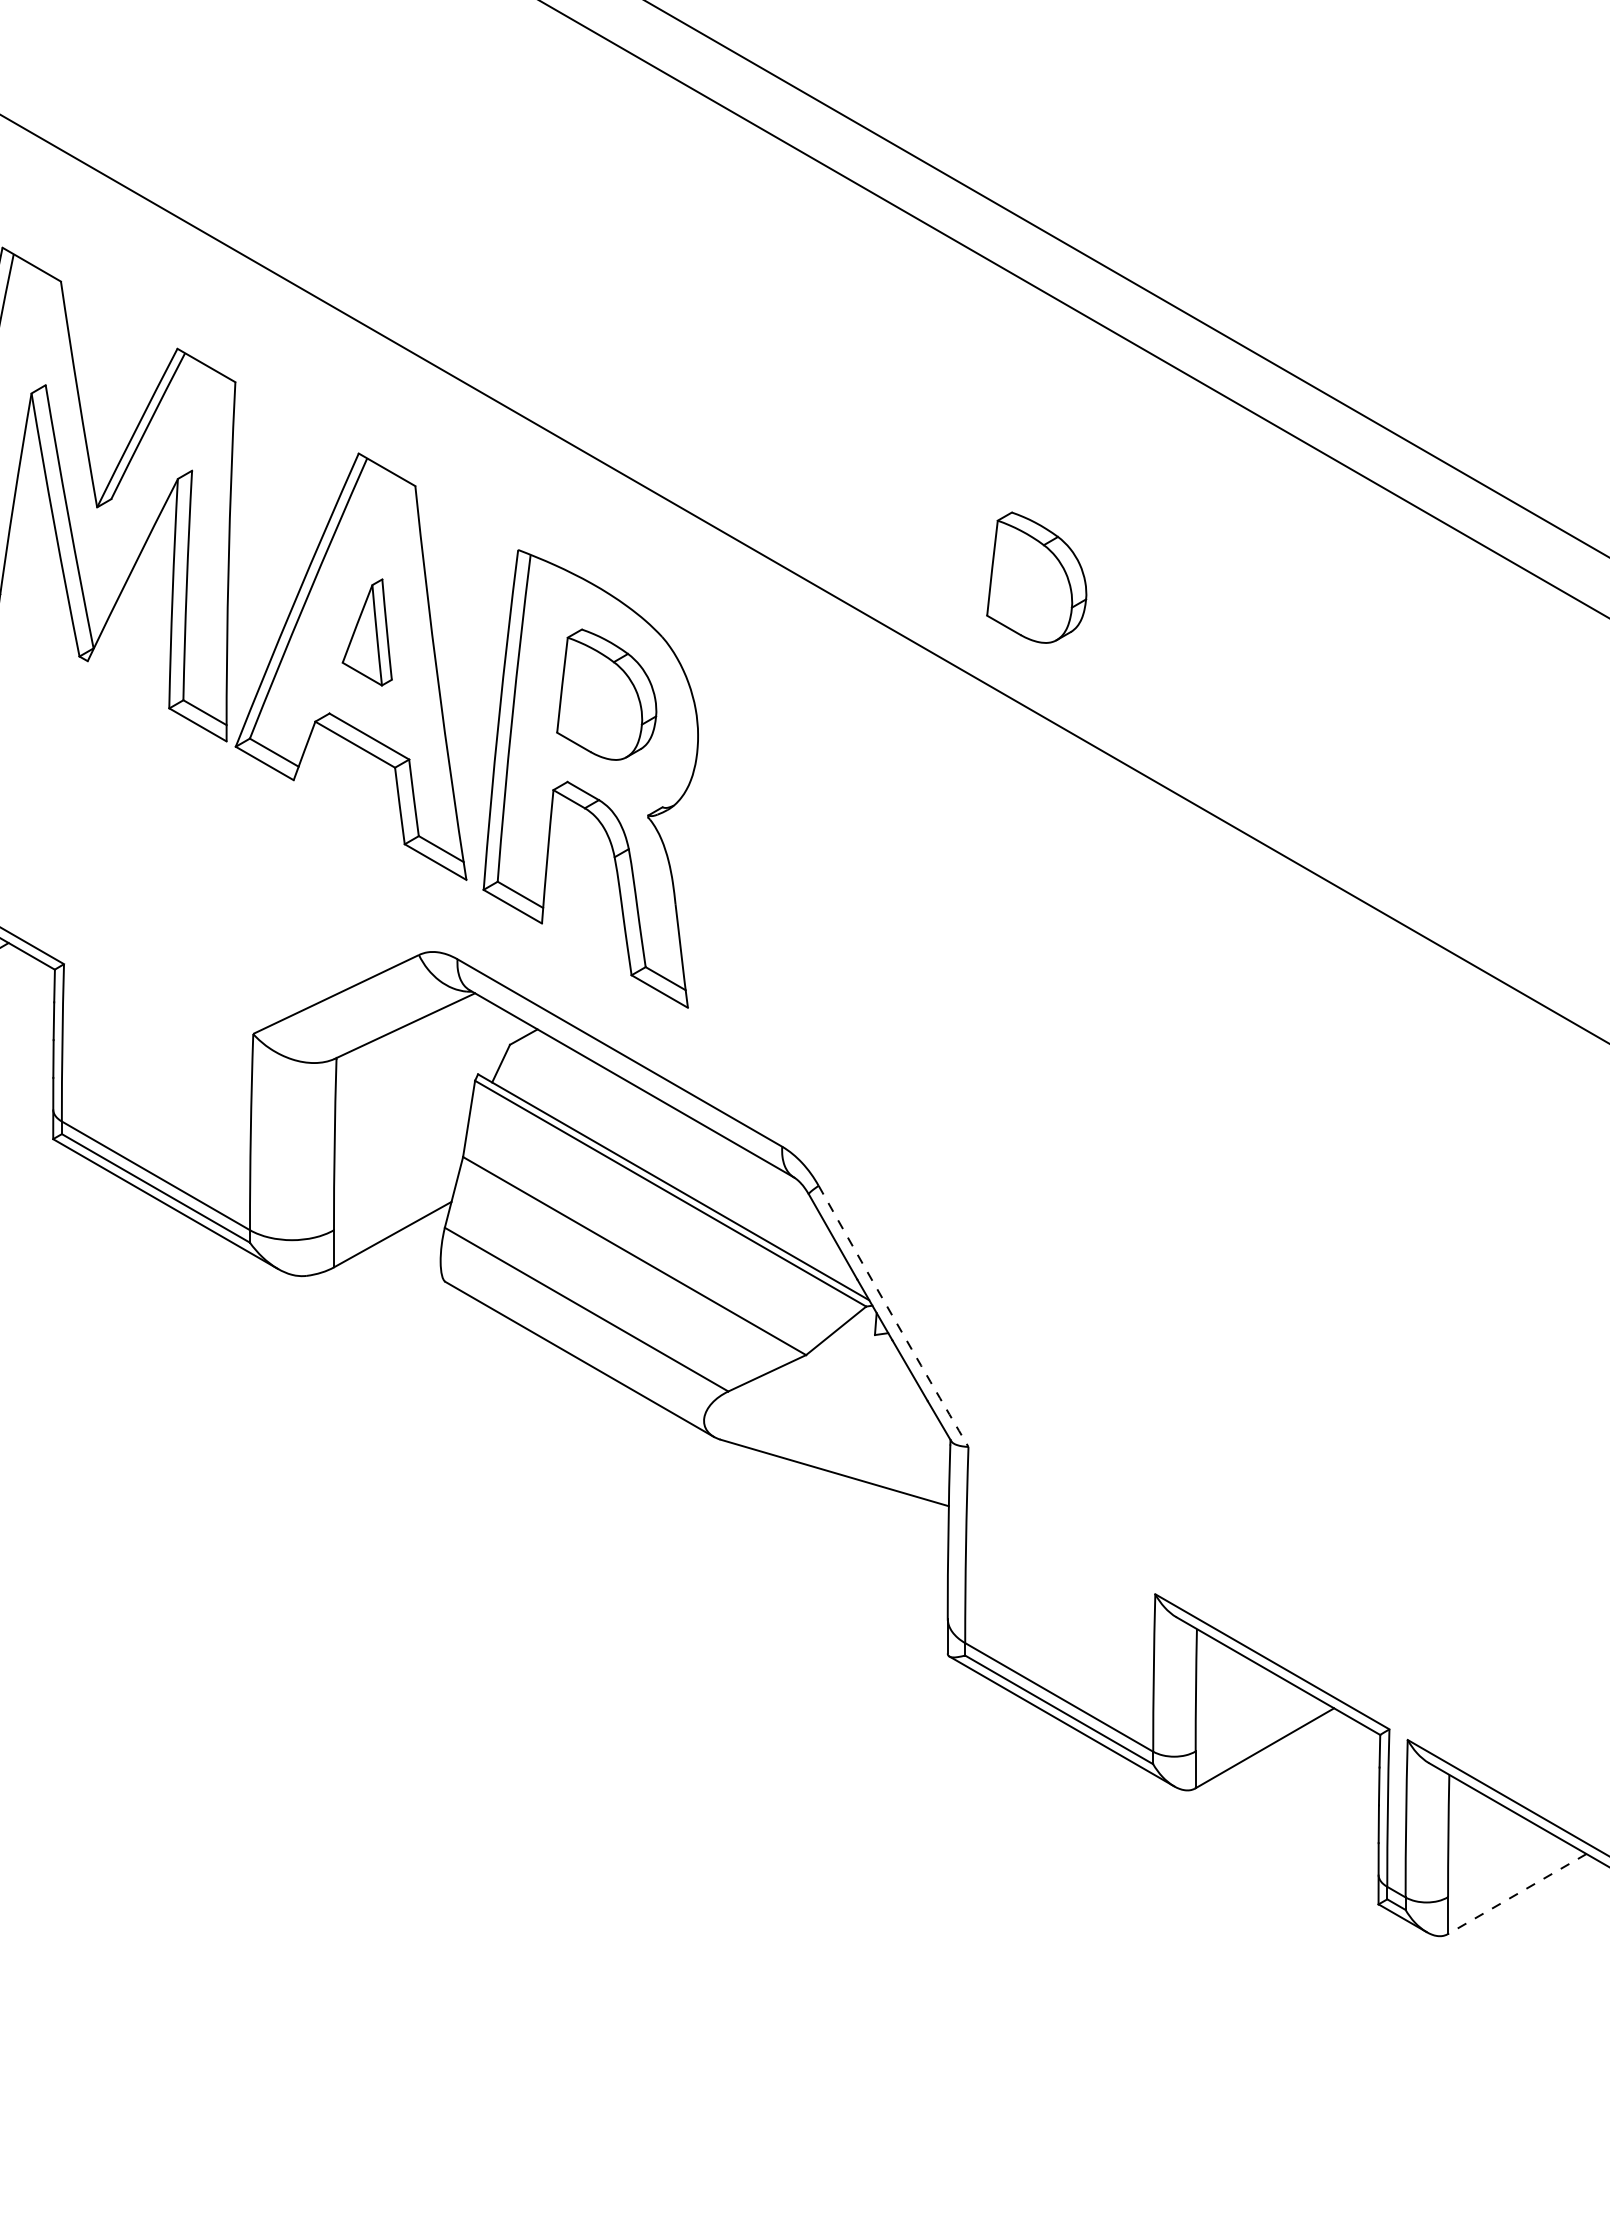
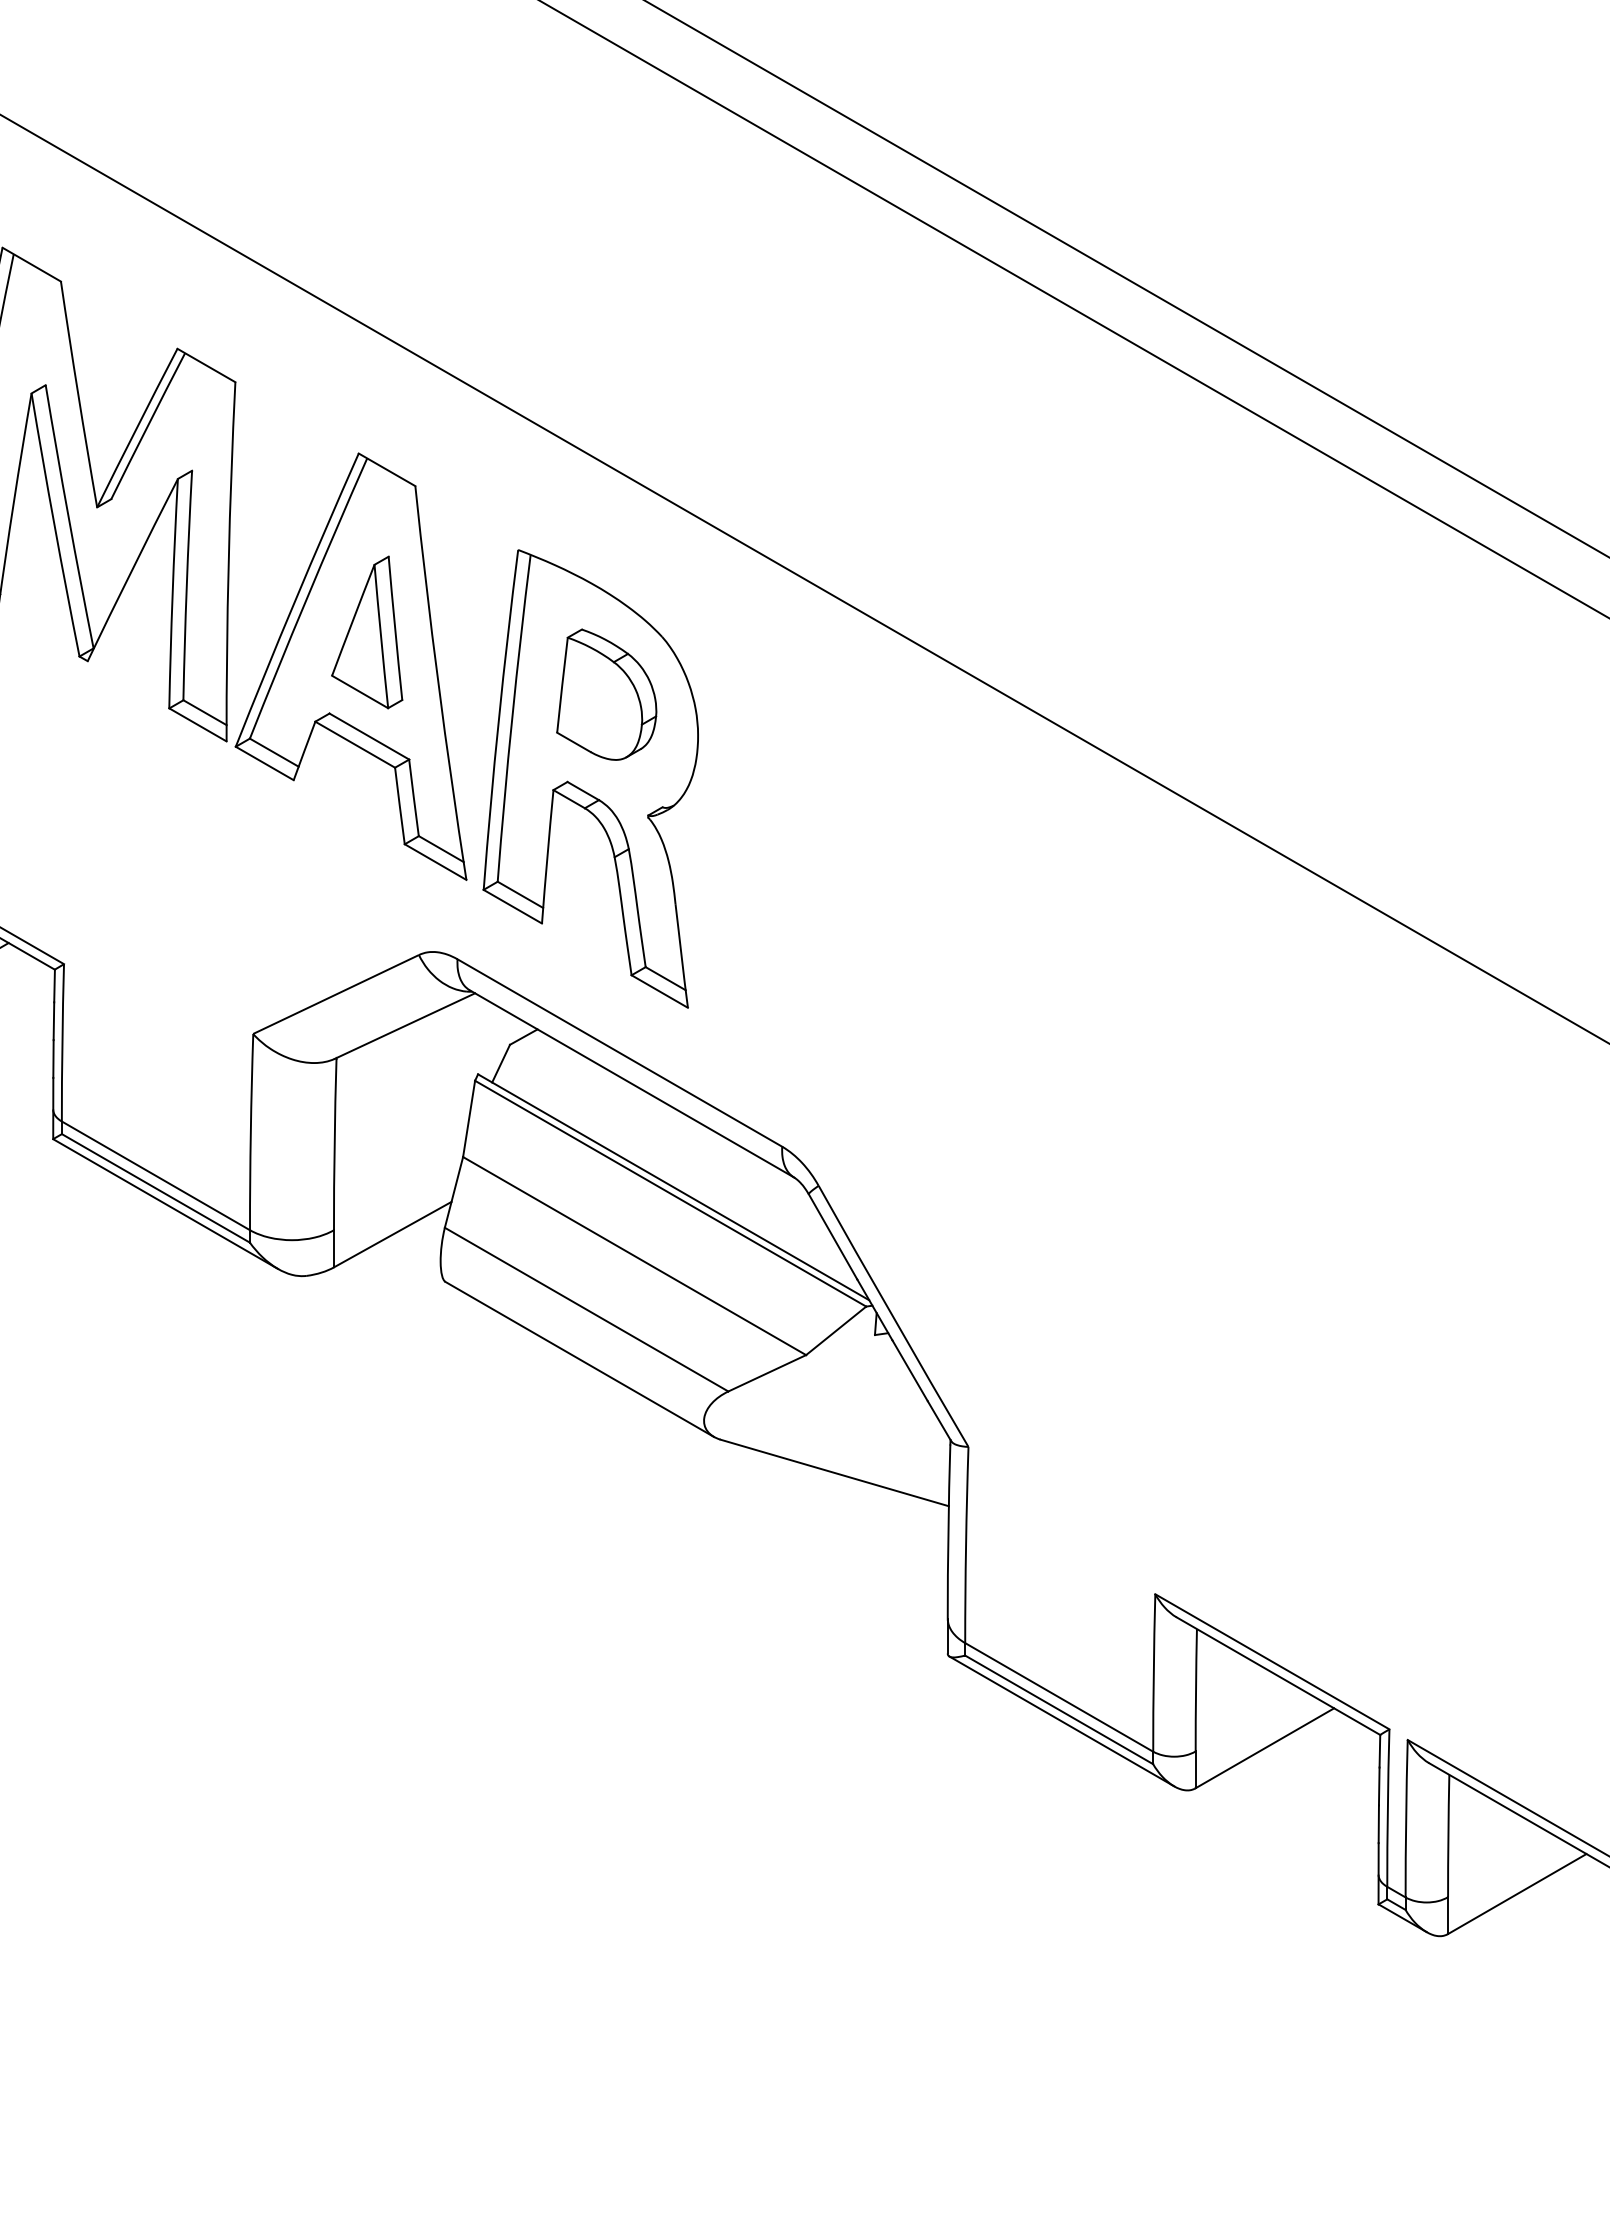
part: present -> none (1036, 577)
part size: 52x109 px -> 73x155 px (367, 632)
arc: dashed -> solid (892, 1316)
line: dashed -> solid (1517, 1894)
